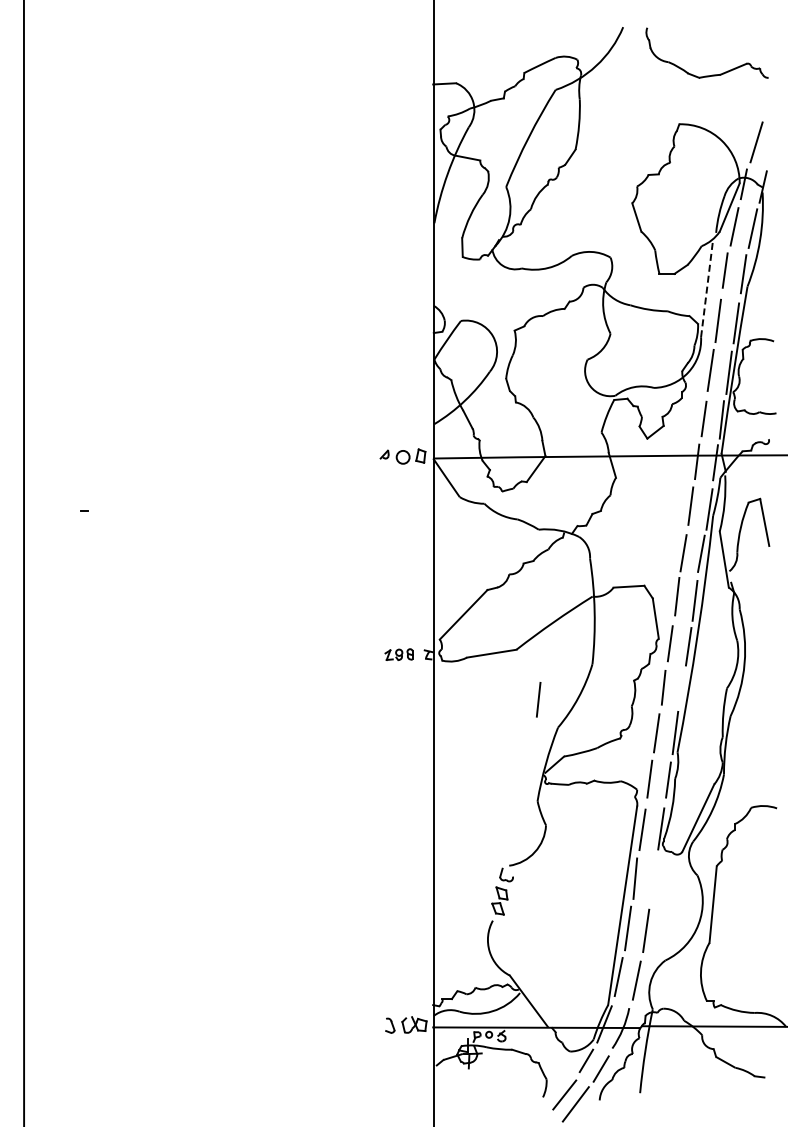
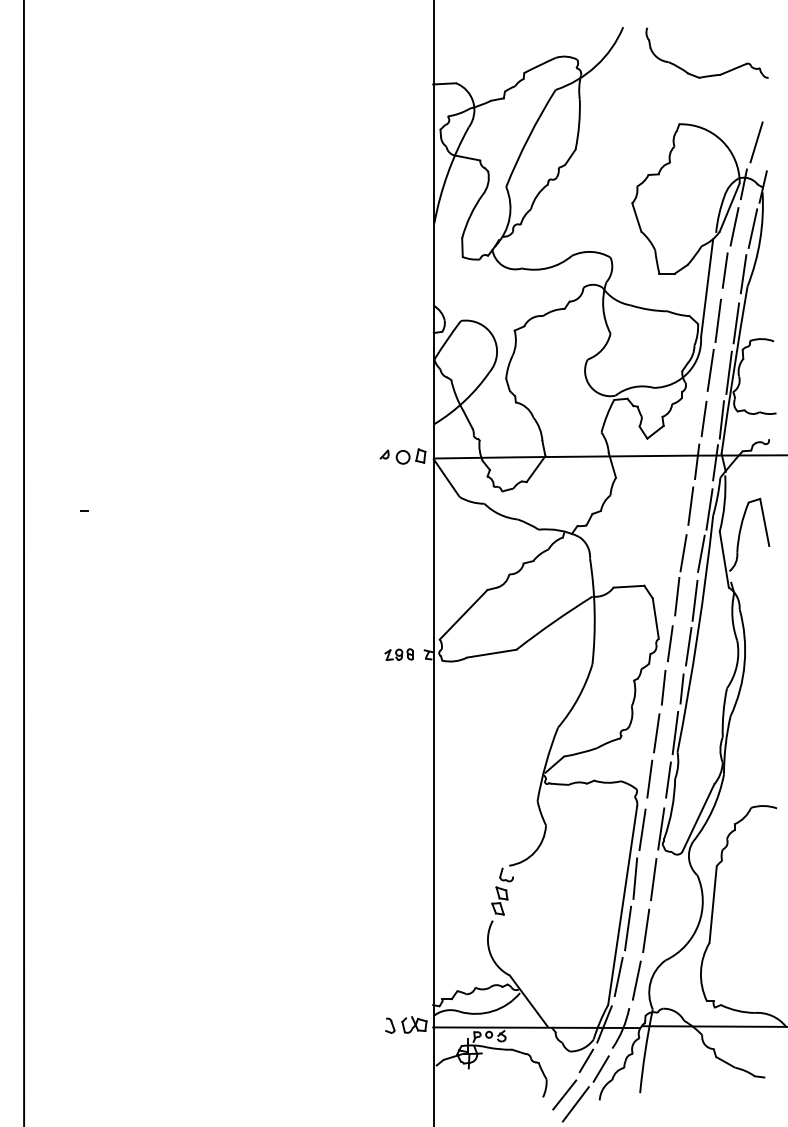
line: dashed -> solid (707, 287)
line: none -> present (681, 688)
line: present -> none (538, 699)
line: none -> present (653, 879)
